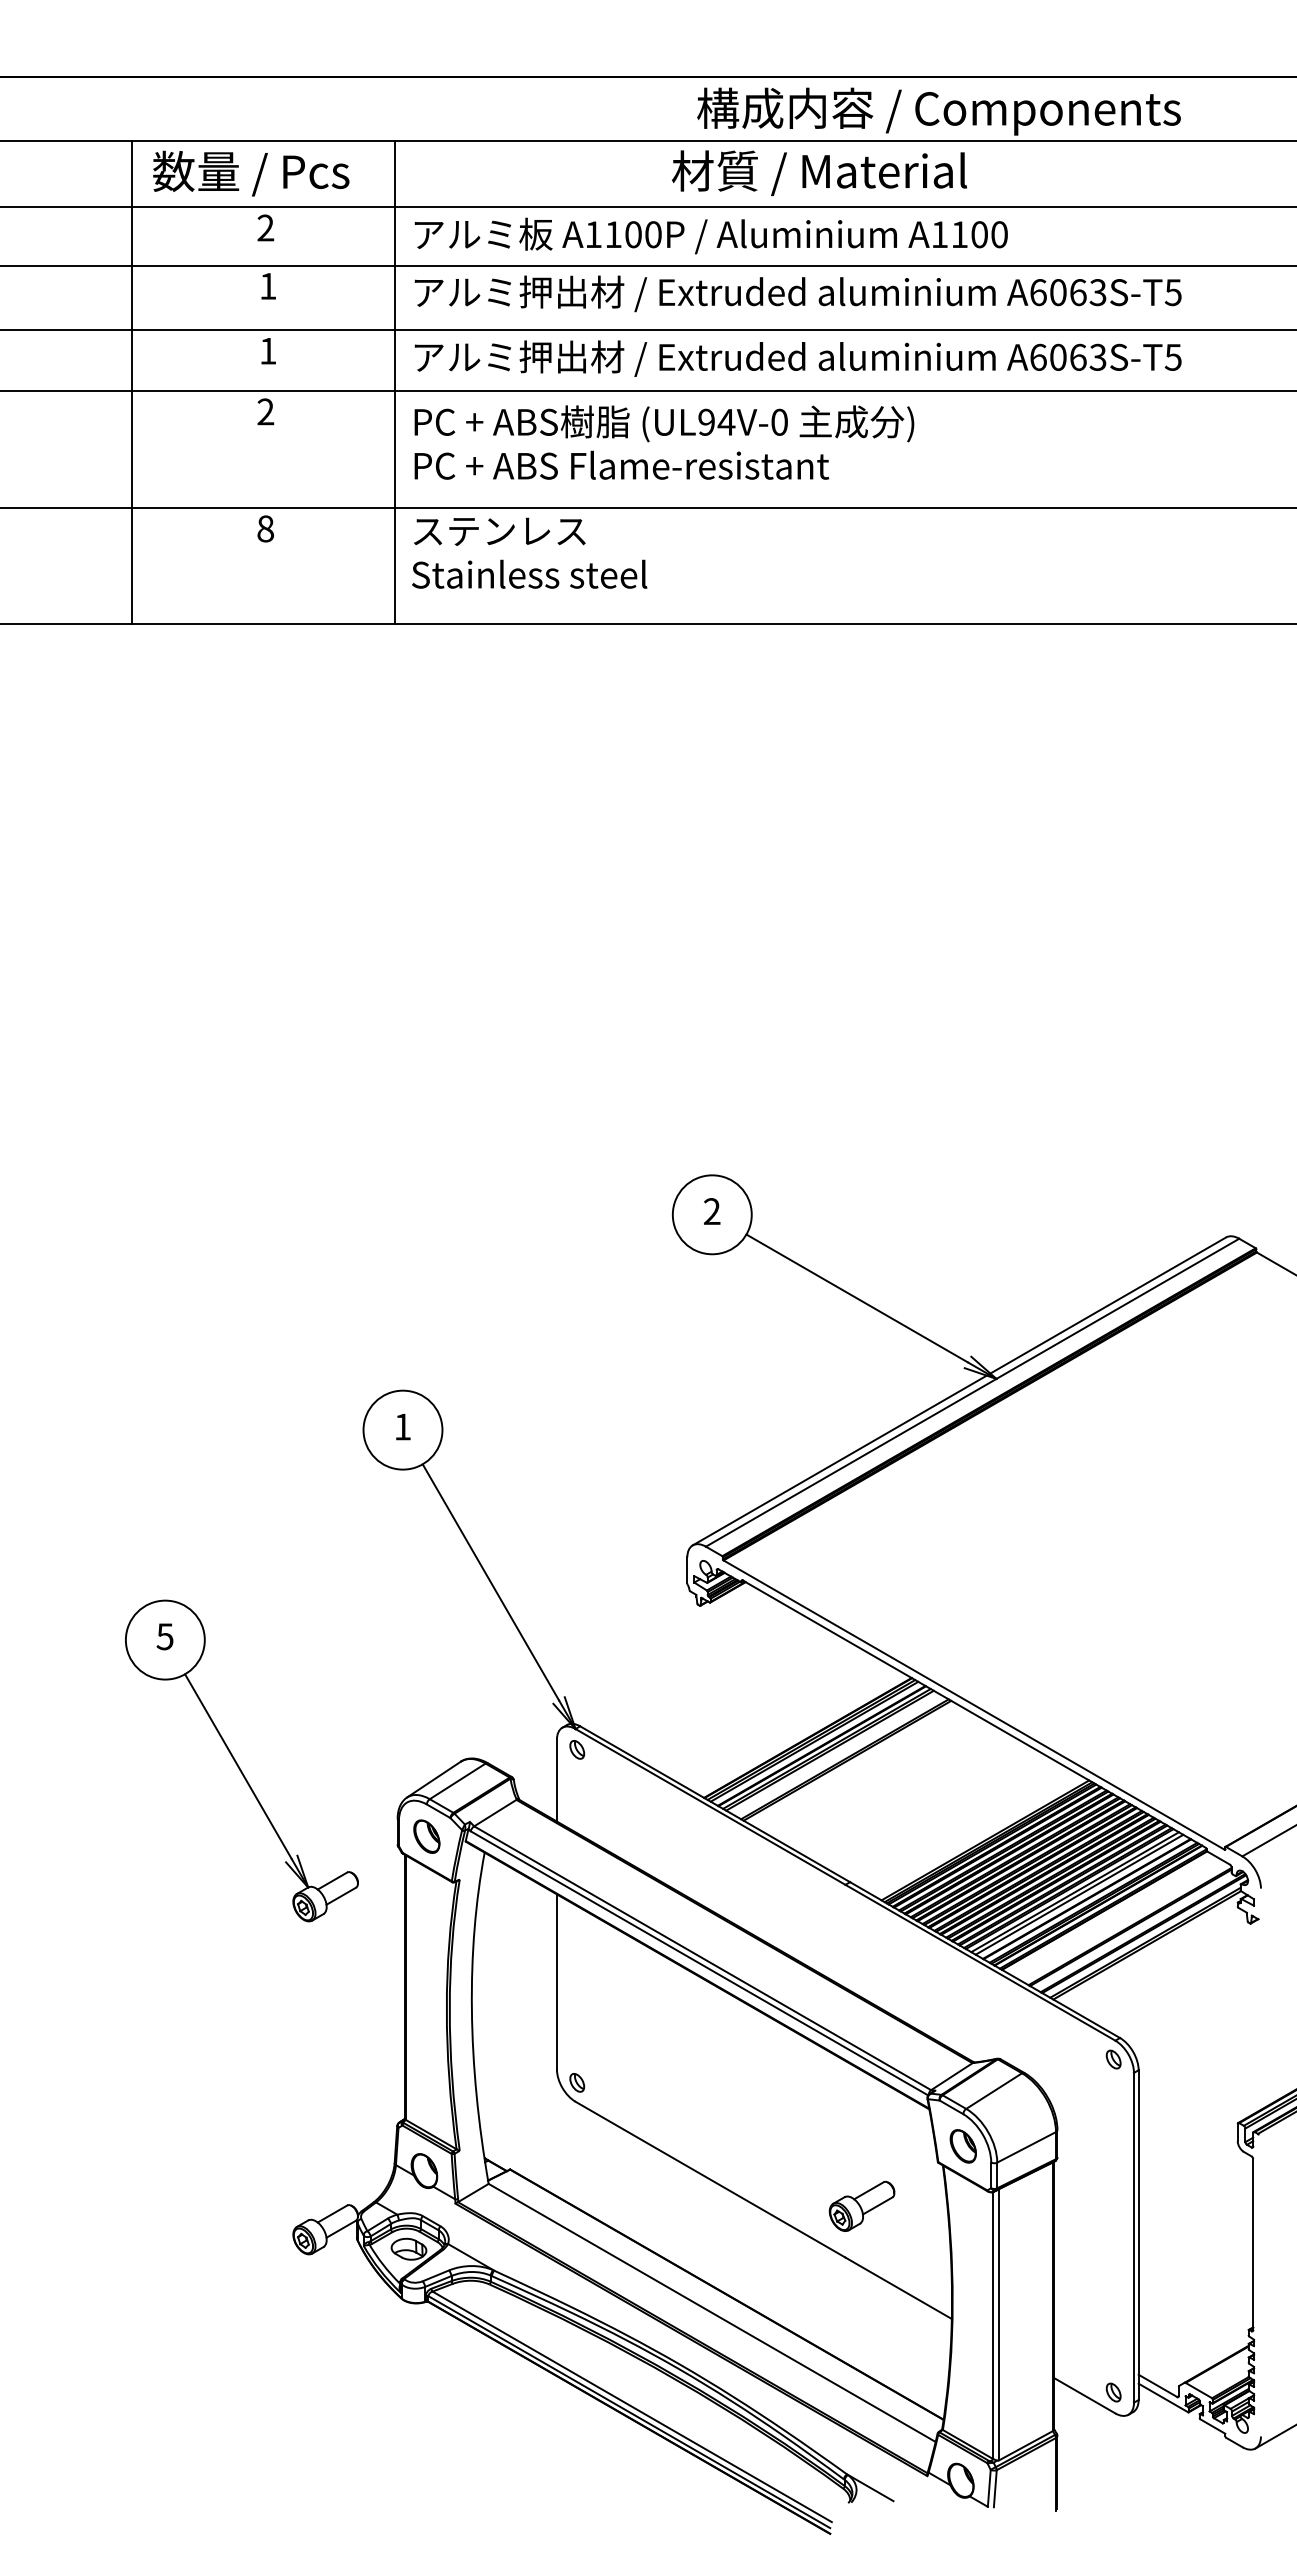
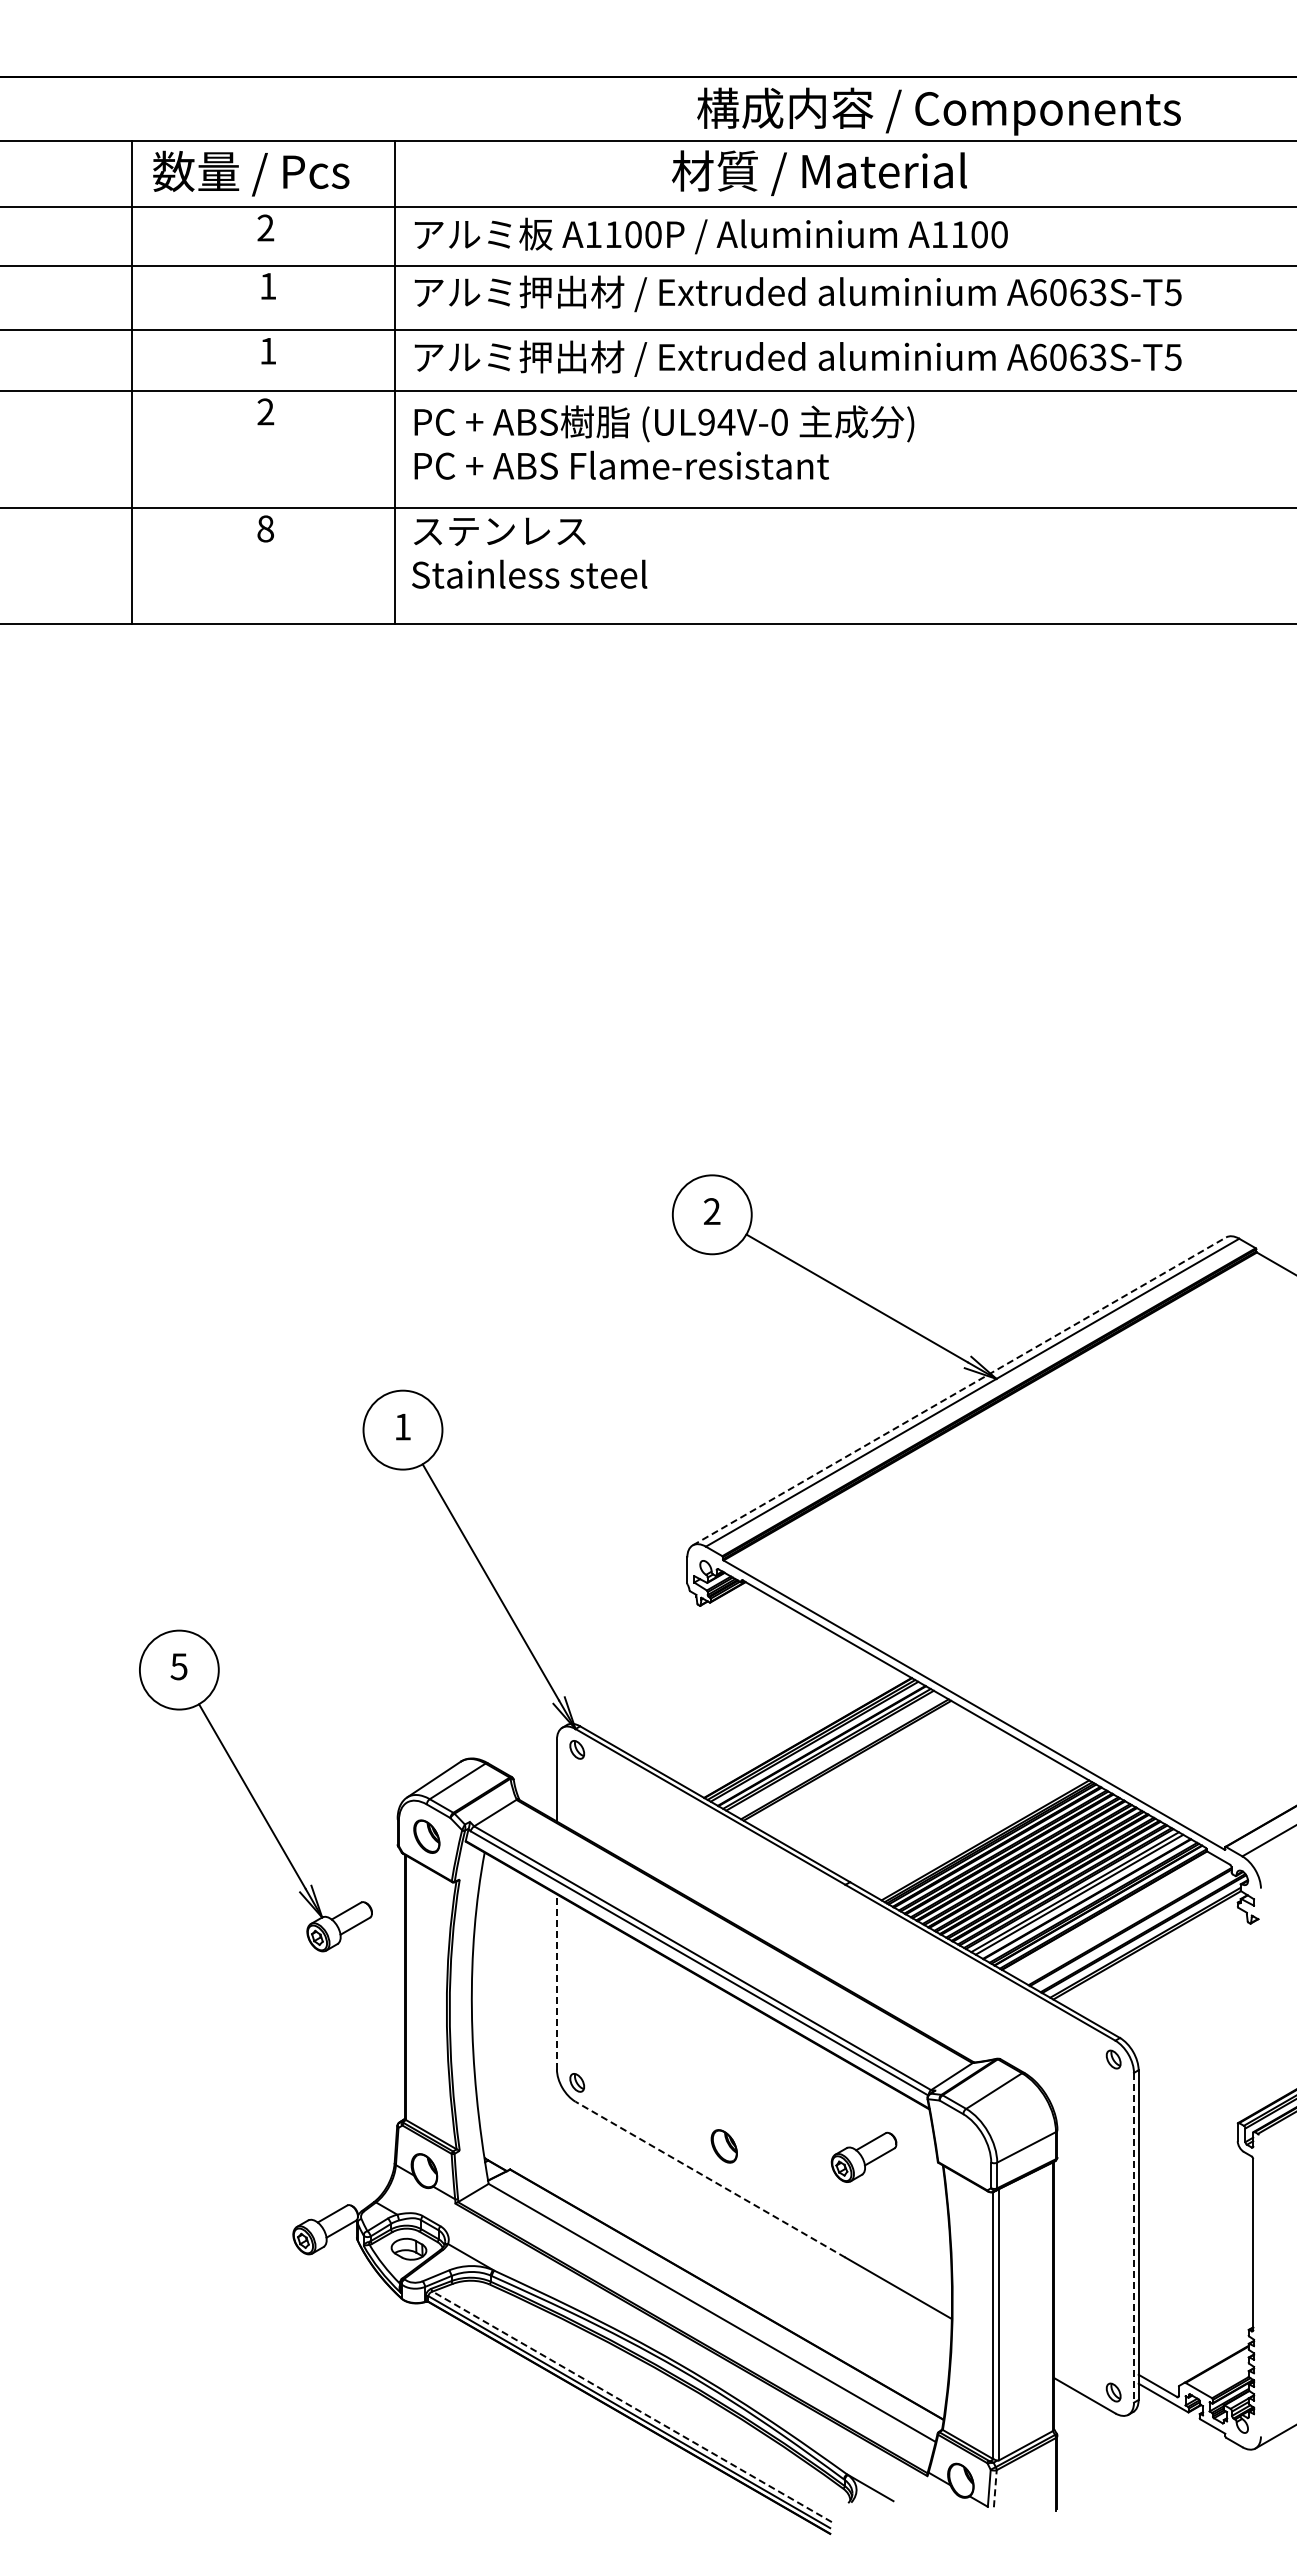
line: solid -> dashed (959, 1391)
part position: (241, 1760) -> (255, 1790) (255, 1790)
line: solid -> dashed (556, 1981)
part position: (962, 2146) -> (723, 2146) (723, 2146)
line: solid -> dashed (710, 2179)
part position: (861, 2205) -> (863, 2156) (863, 2156)
line: solid -> dashed (1134, 2237)
line: solid -> dashed (632, 2406)
line: solid -> dashed (995, 2488)
